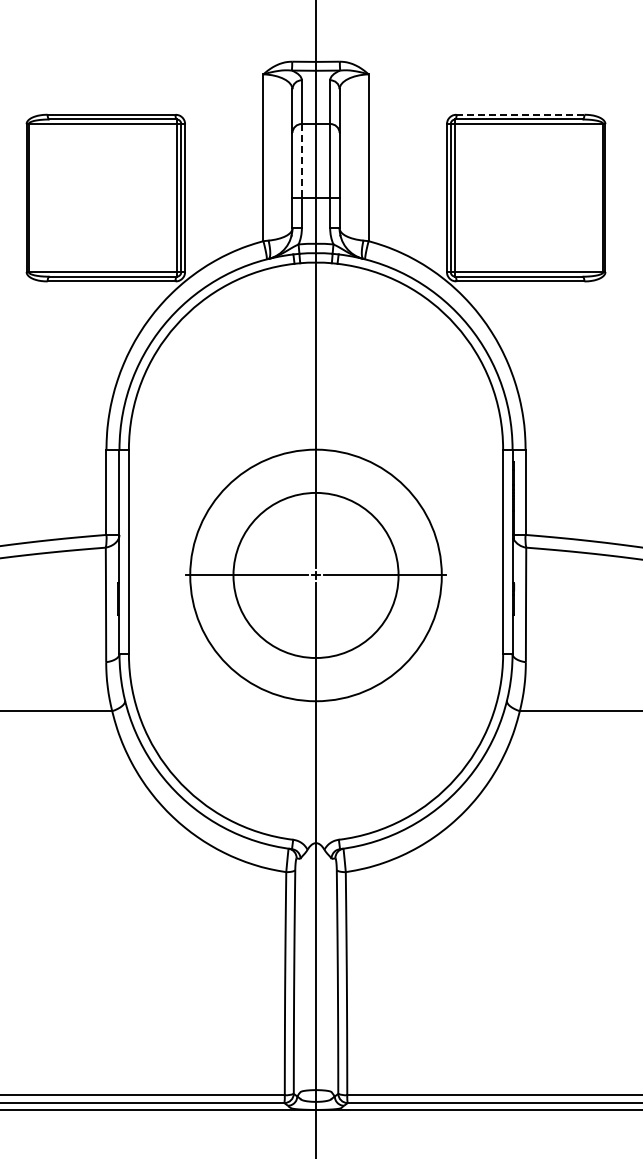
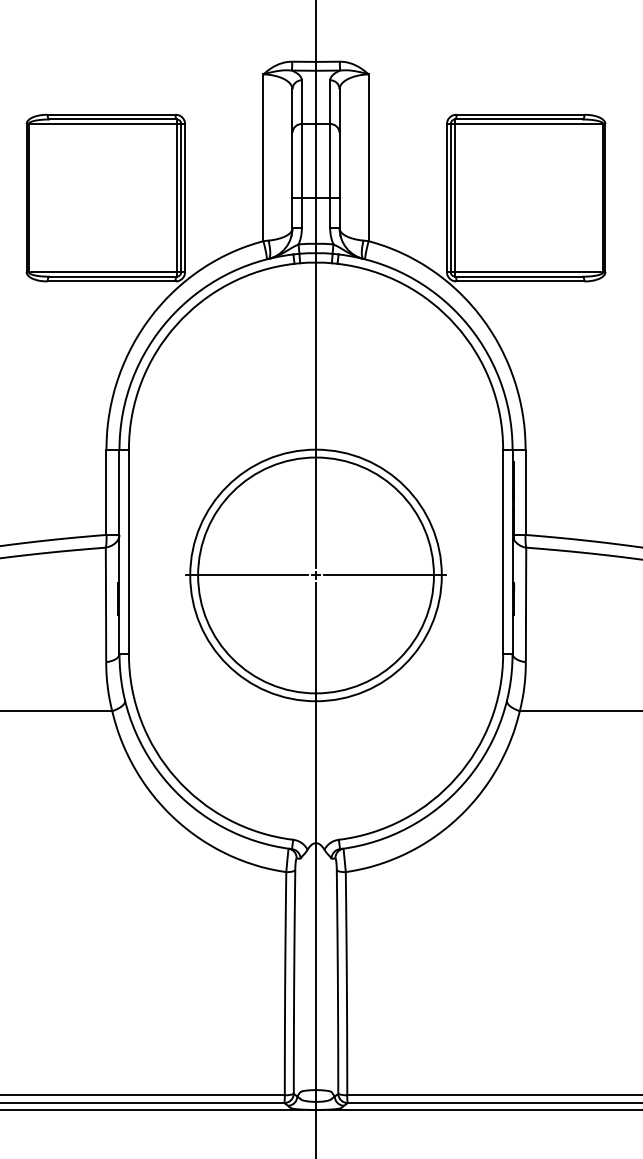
line: dashed -> solid (520, 114)
line: dashed -> solid (301, 160)
circle diameter: 165 px -> 236 px (315, 575)
